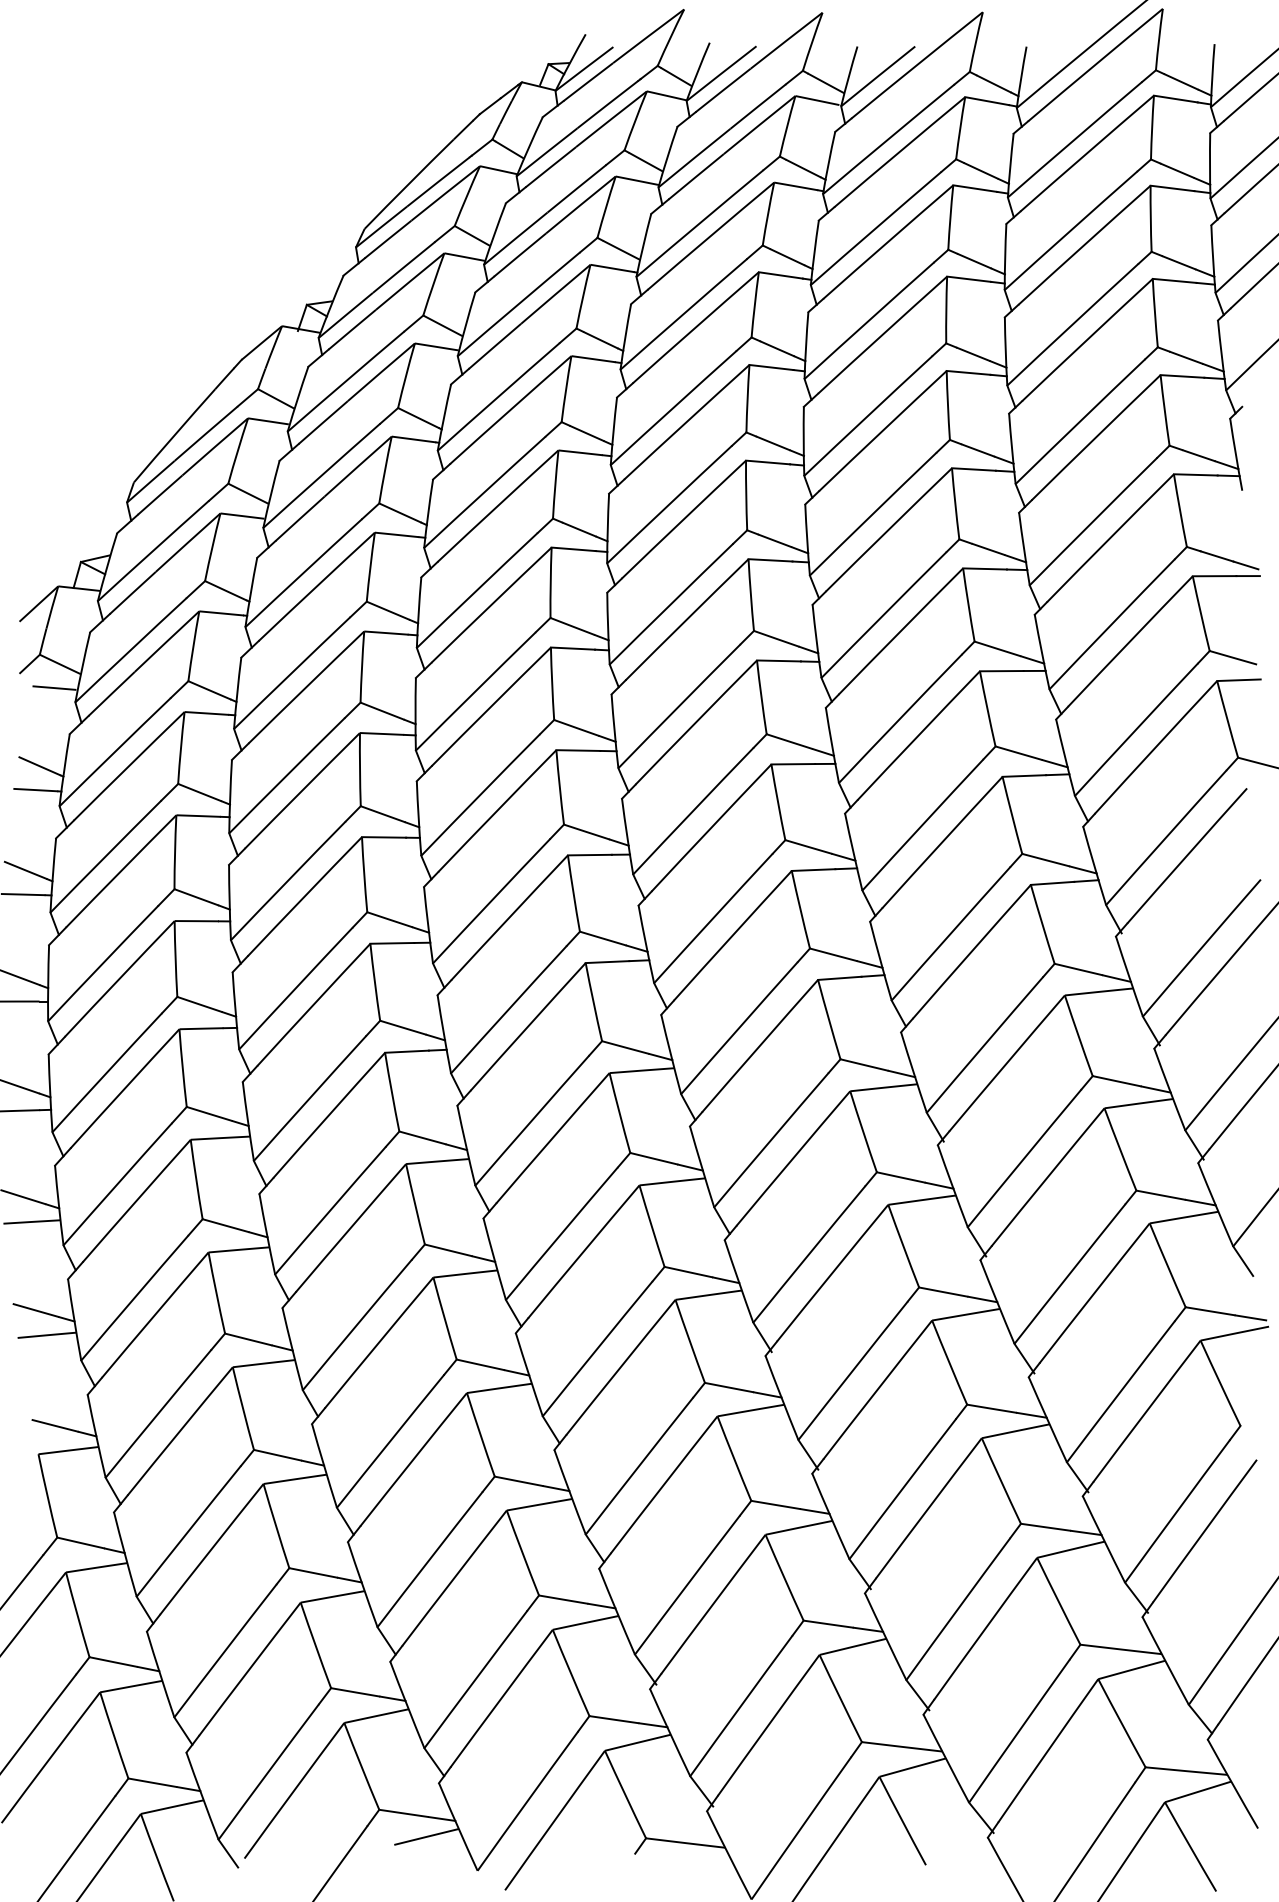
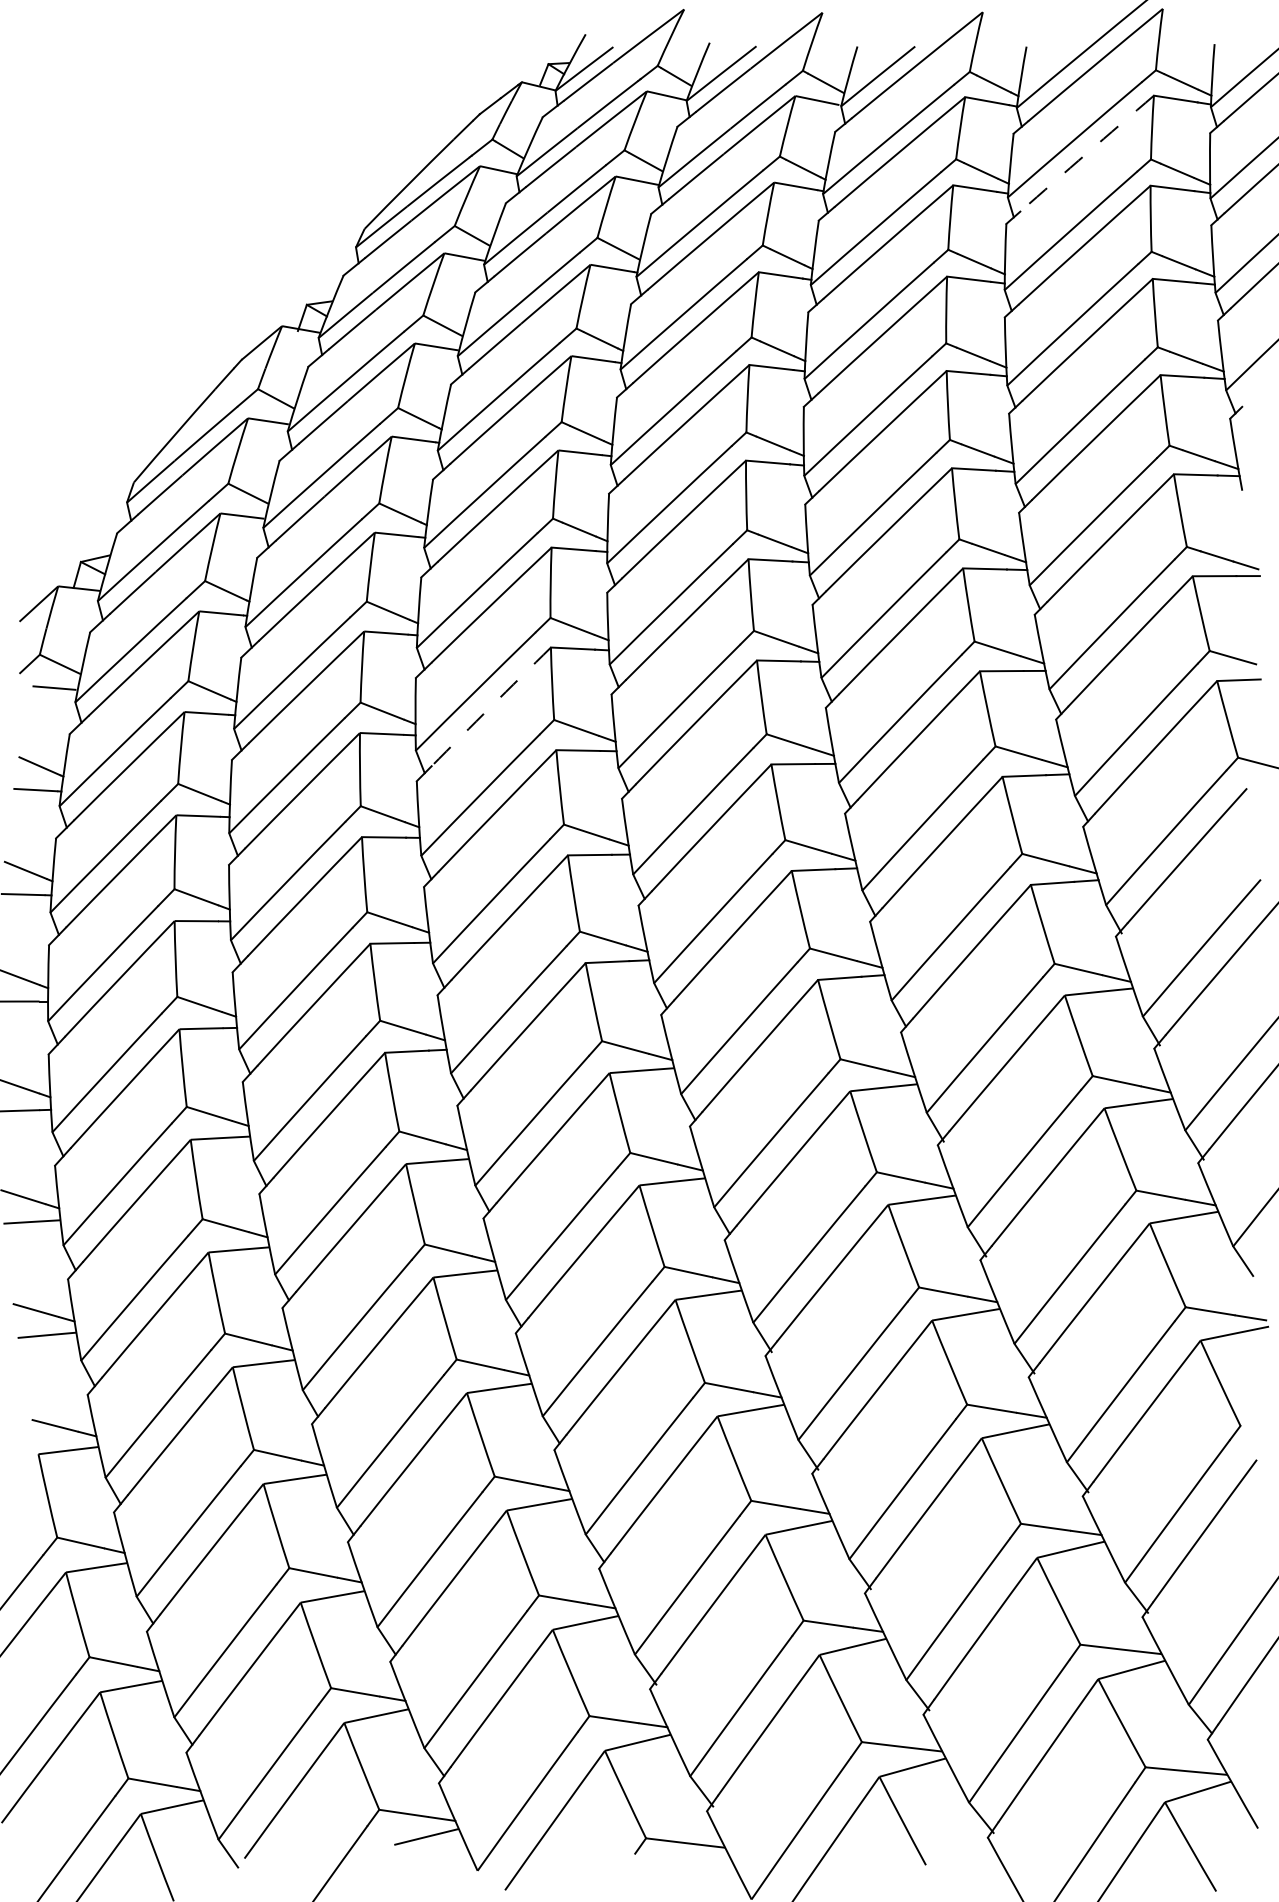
arc: solid -> dashed (1086, 153)
arc: solid -> dashed (491, 706)
